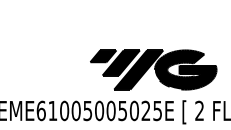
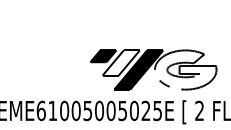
fill: present -> none (120, 62)
fill: present -> none (185, 69)
